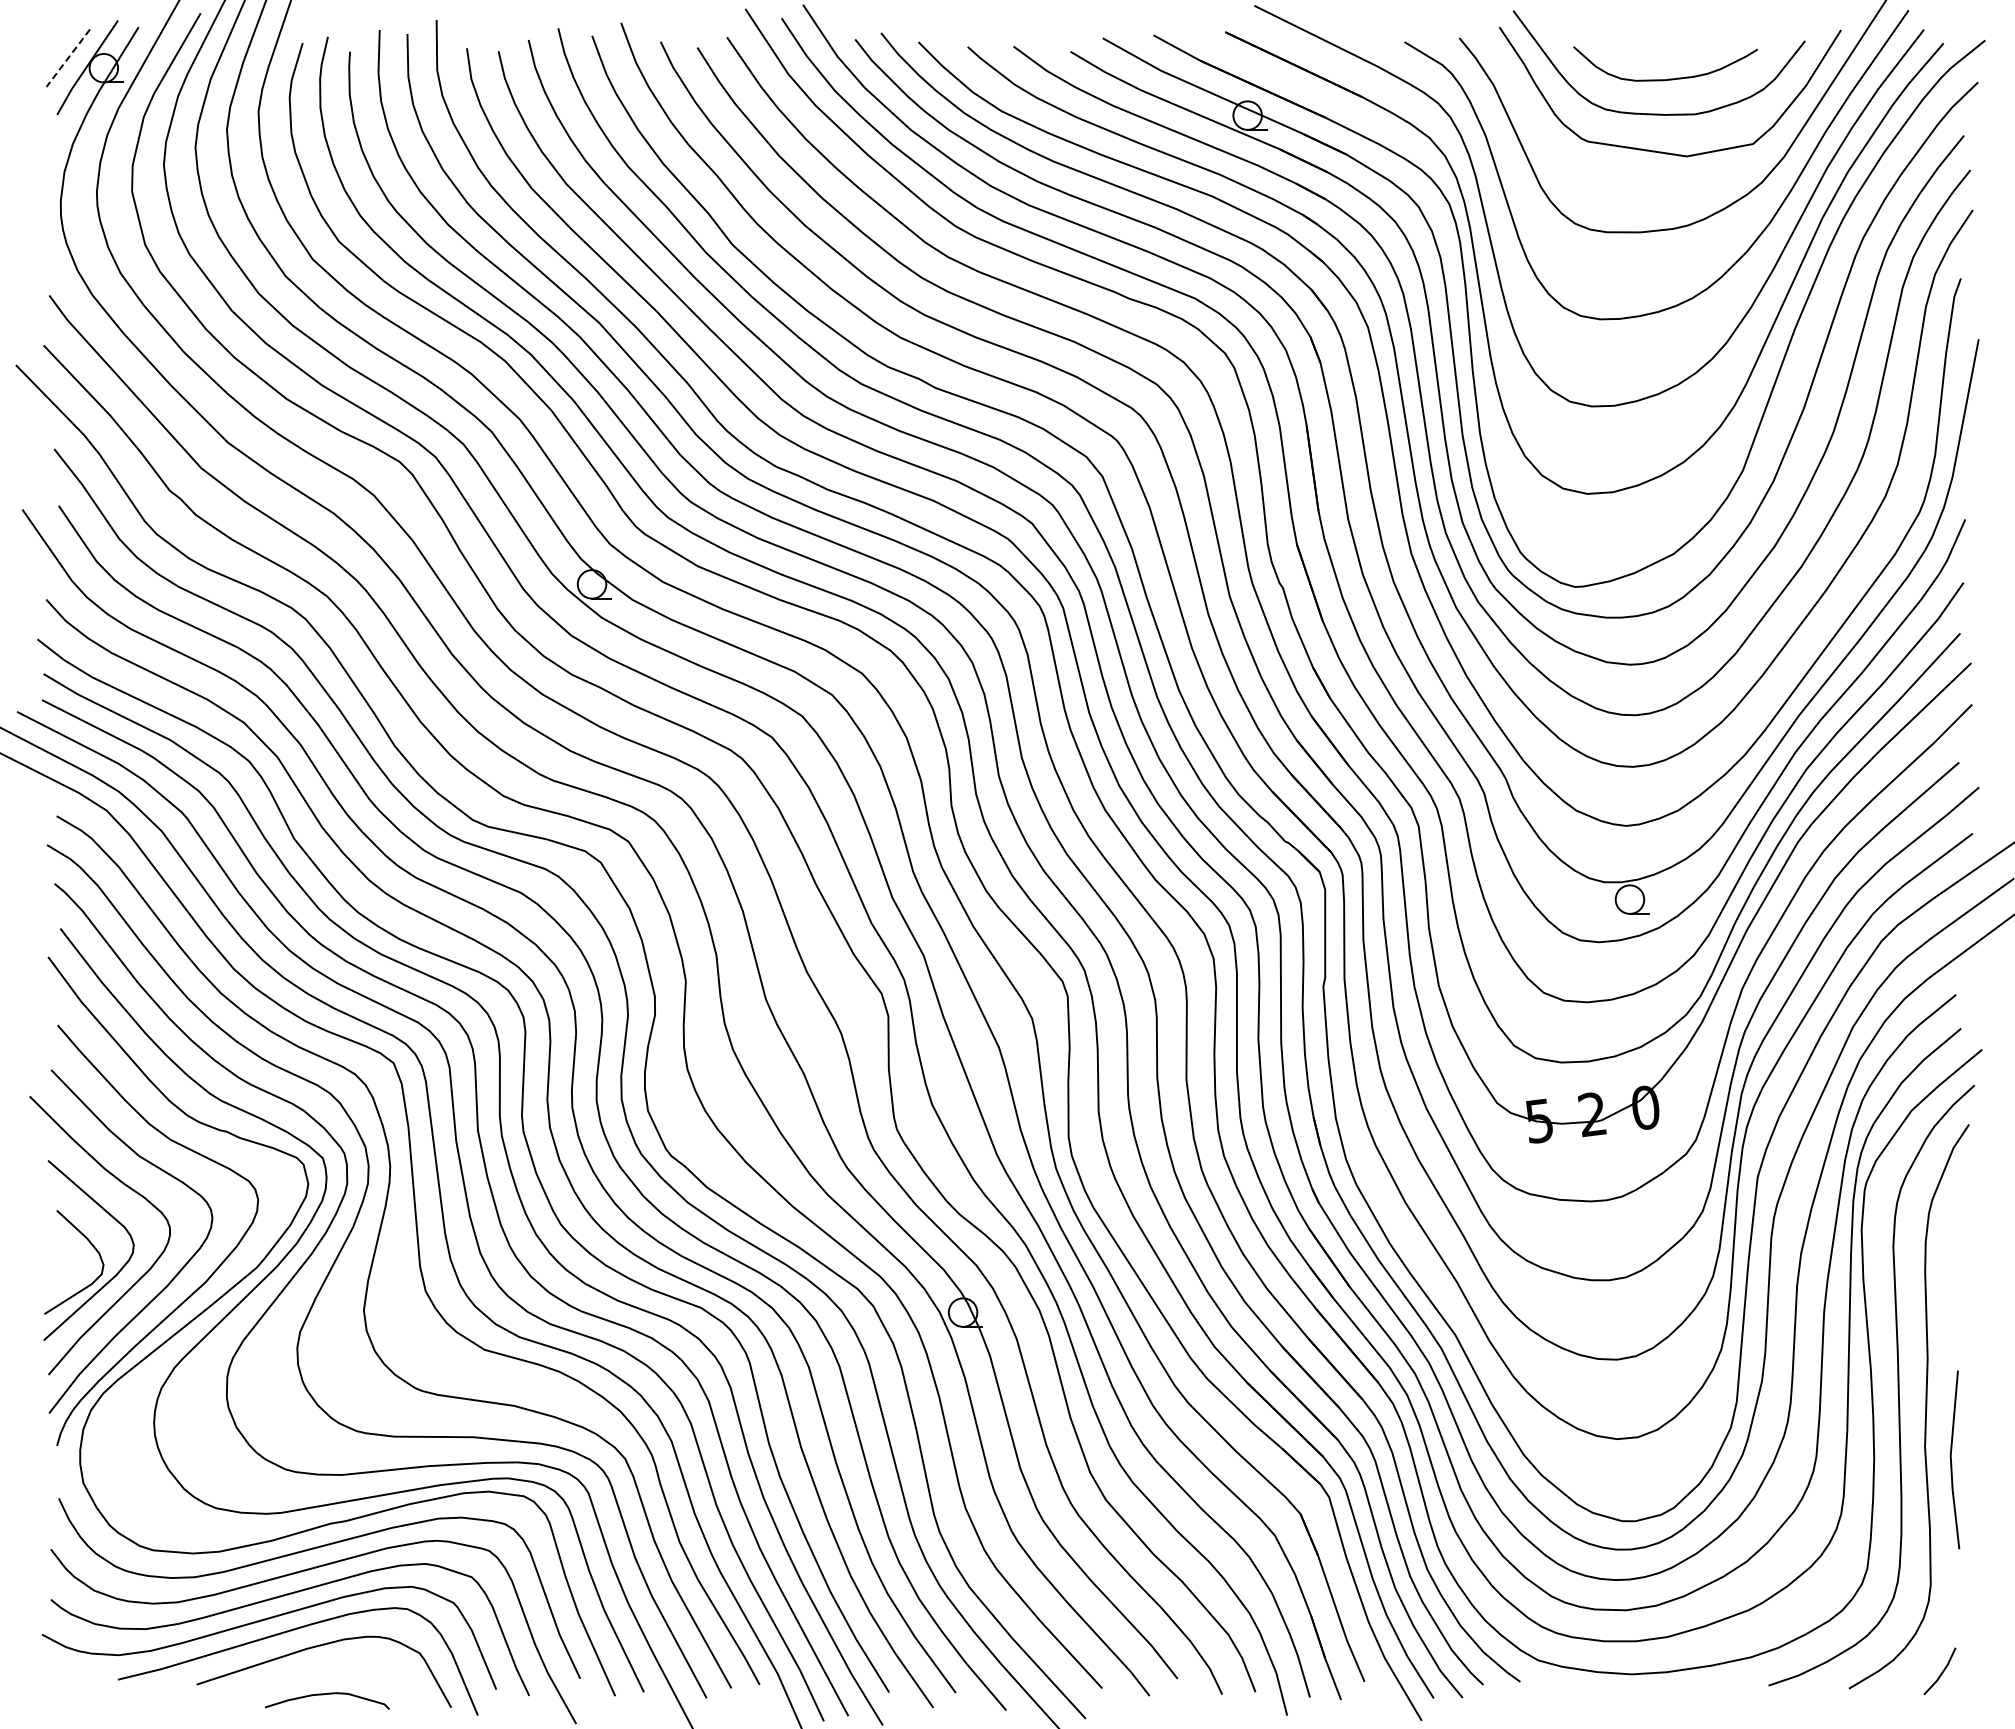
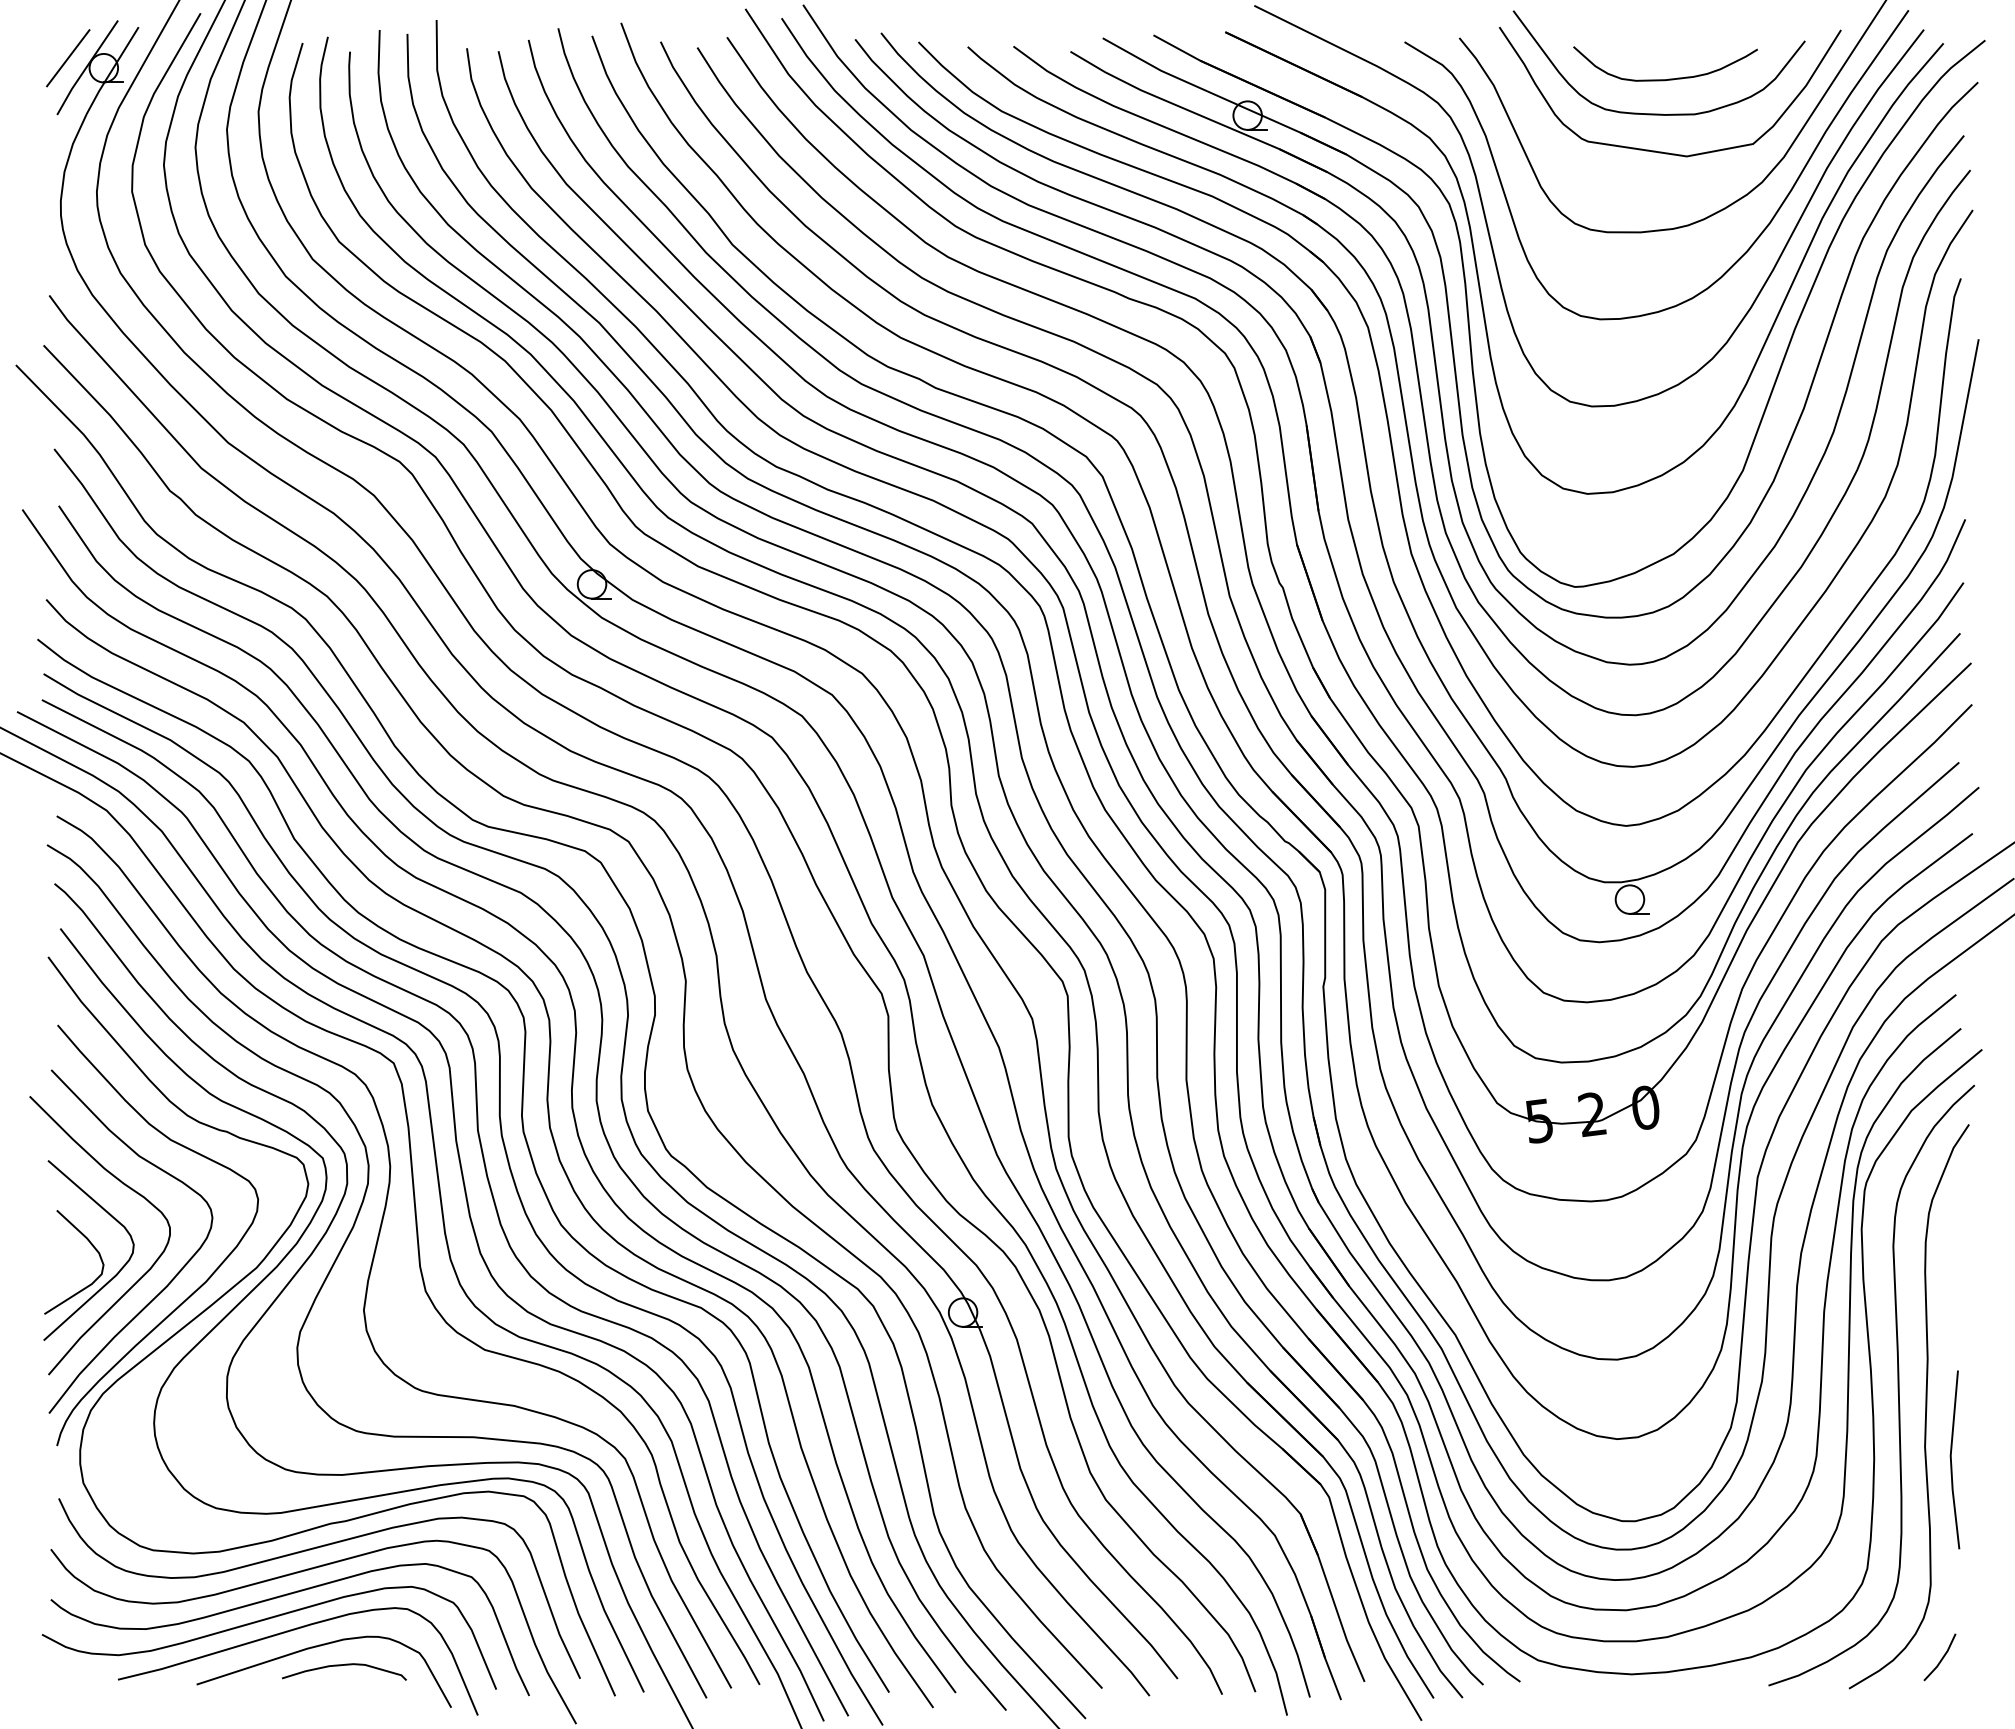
line: dashed -> solid (67, 58)
line position: (1941, 1672) -> (1941, 1658) (1941, 1658)
curve position: (327, 1694) -> (344, 1665) (344, 1665)
